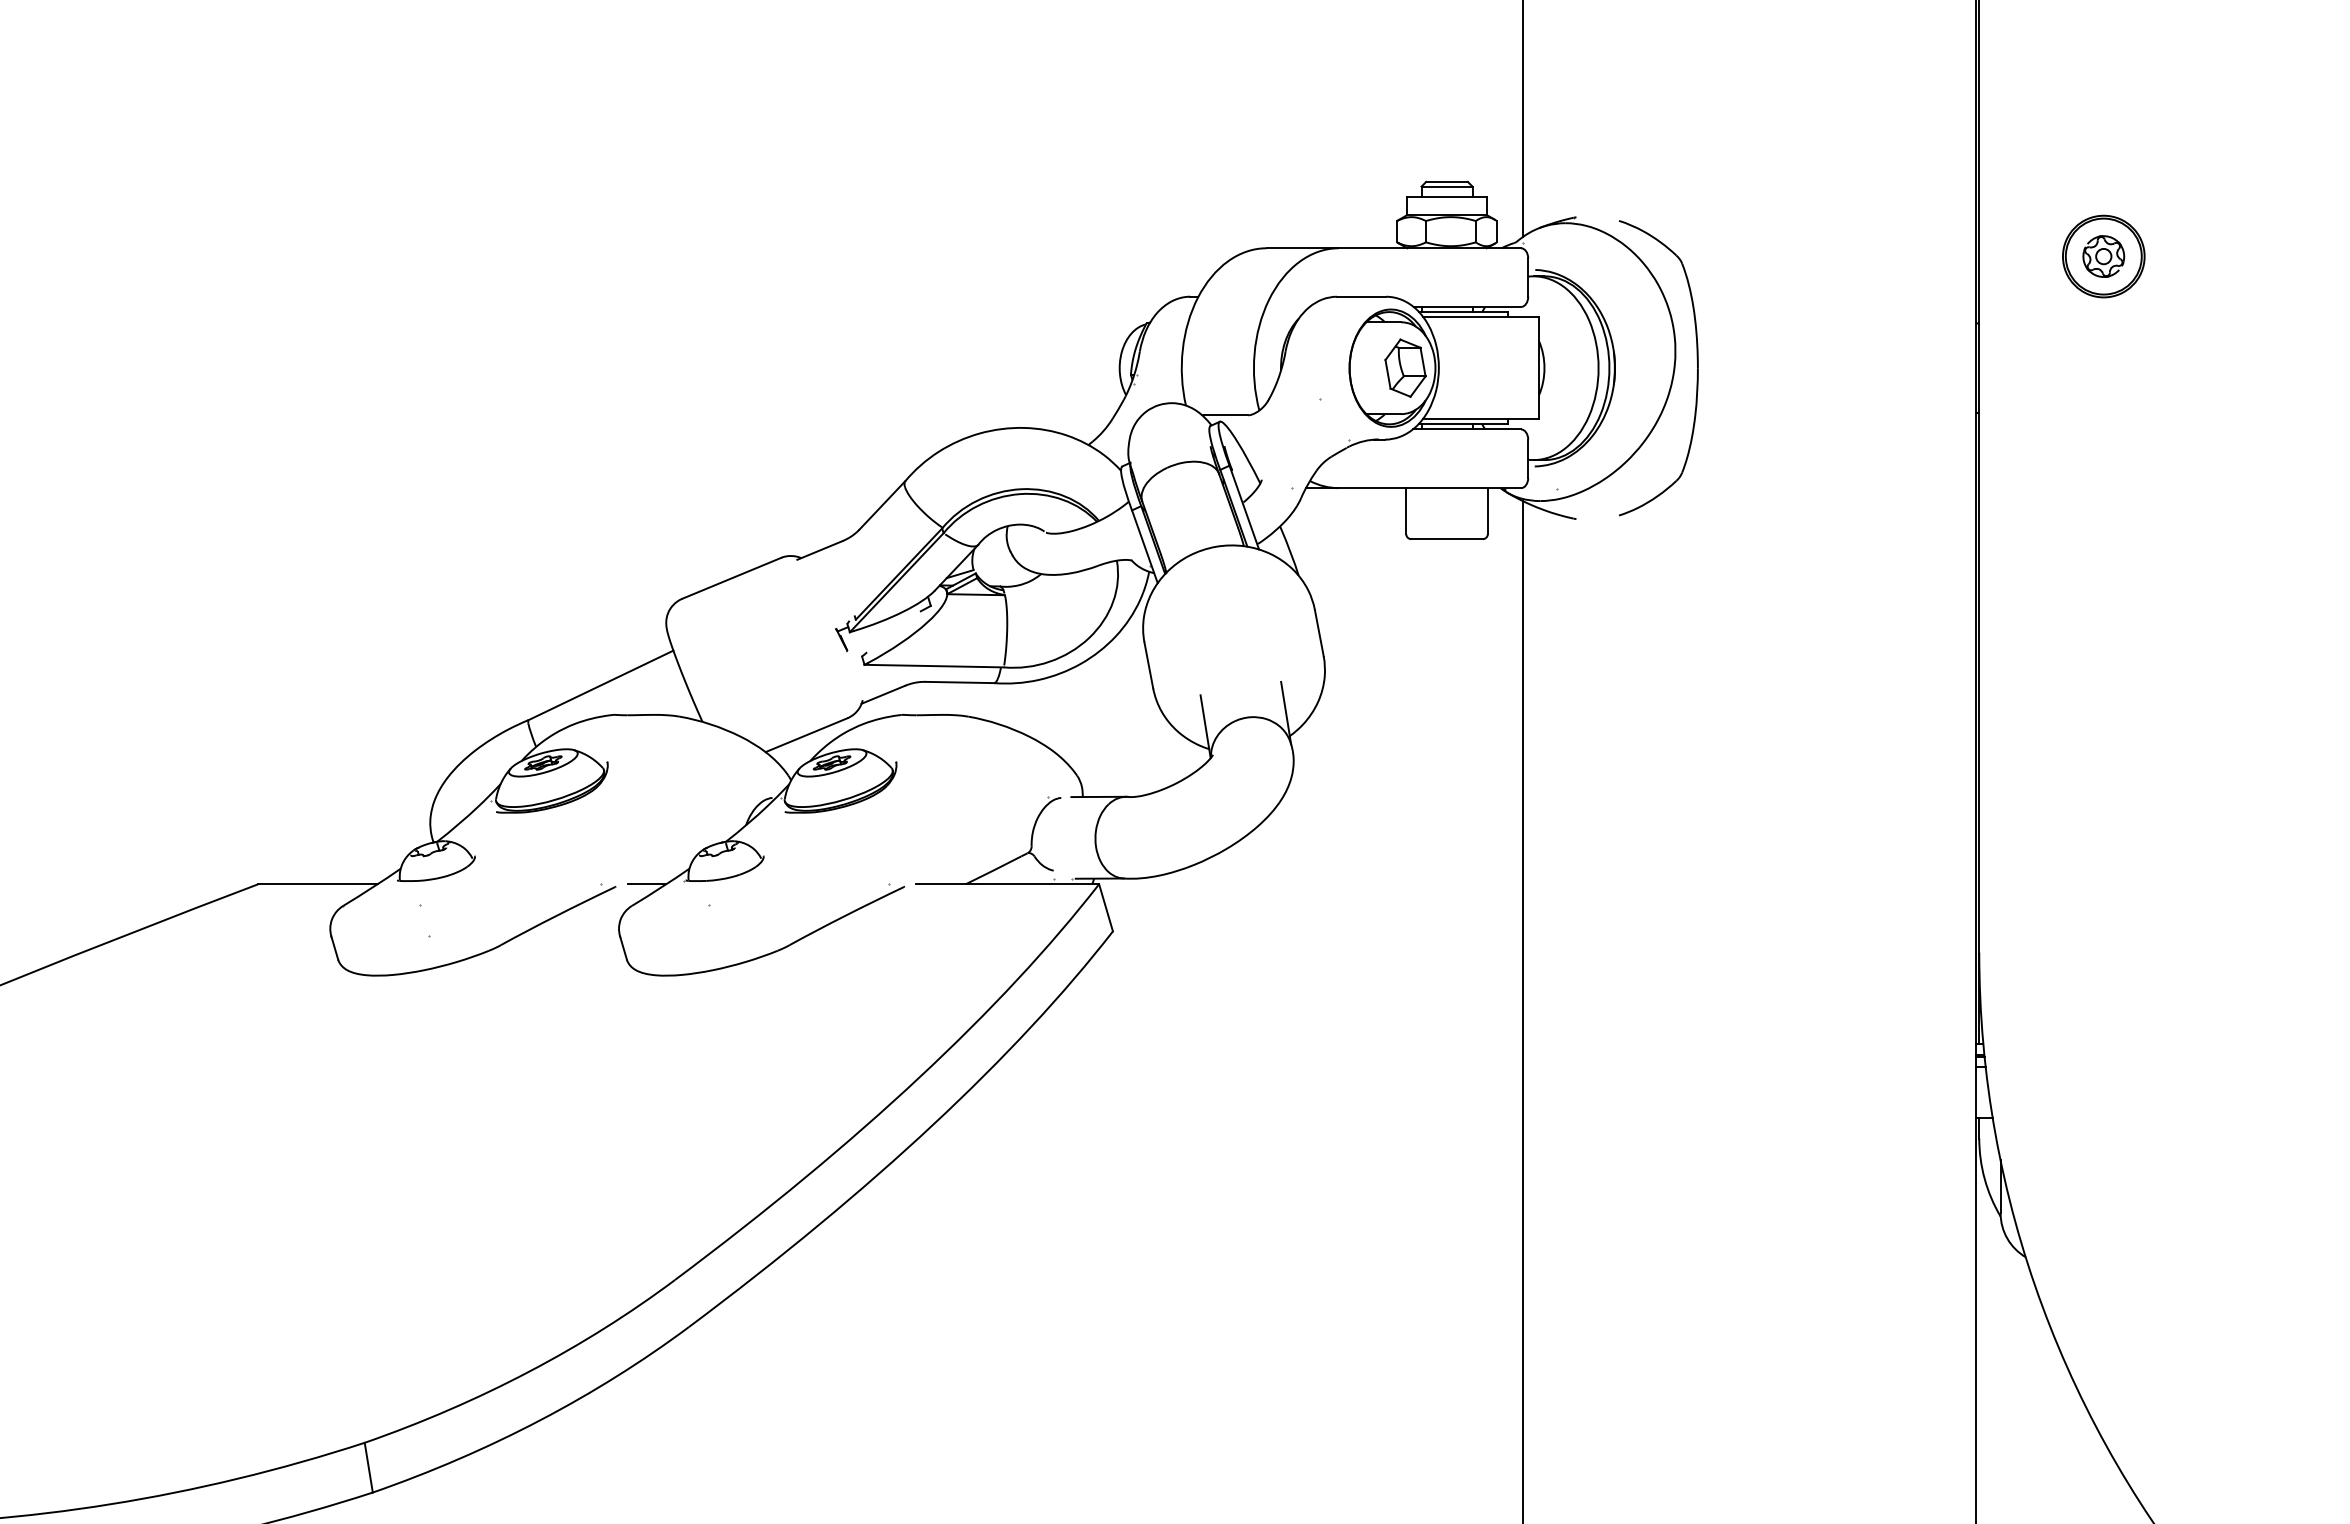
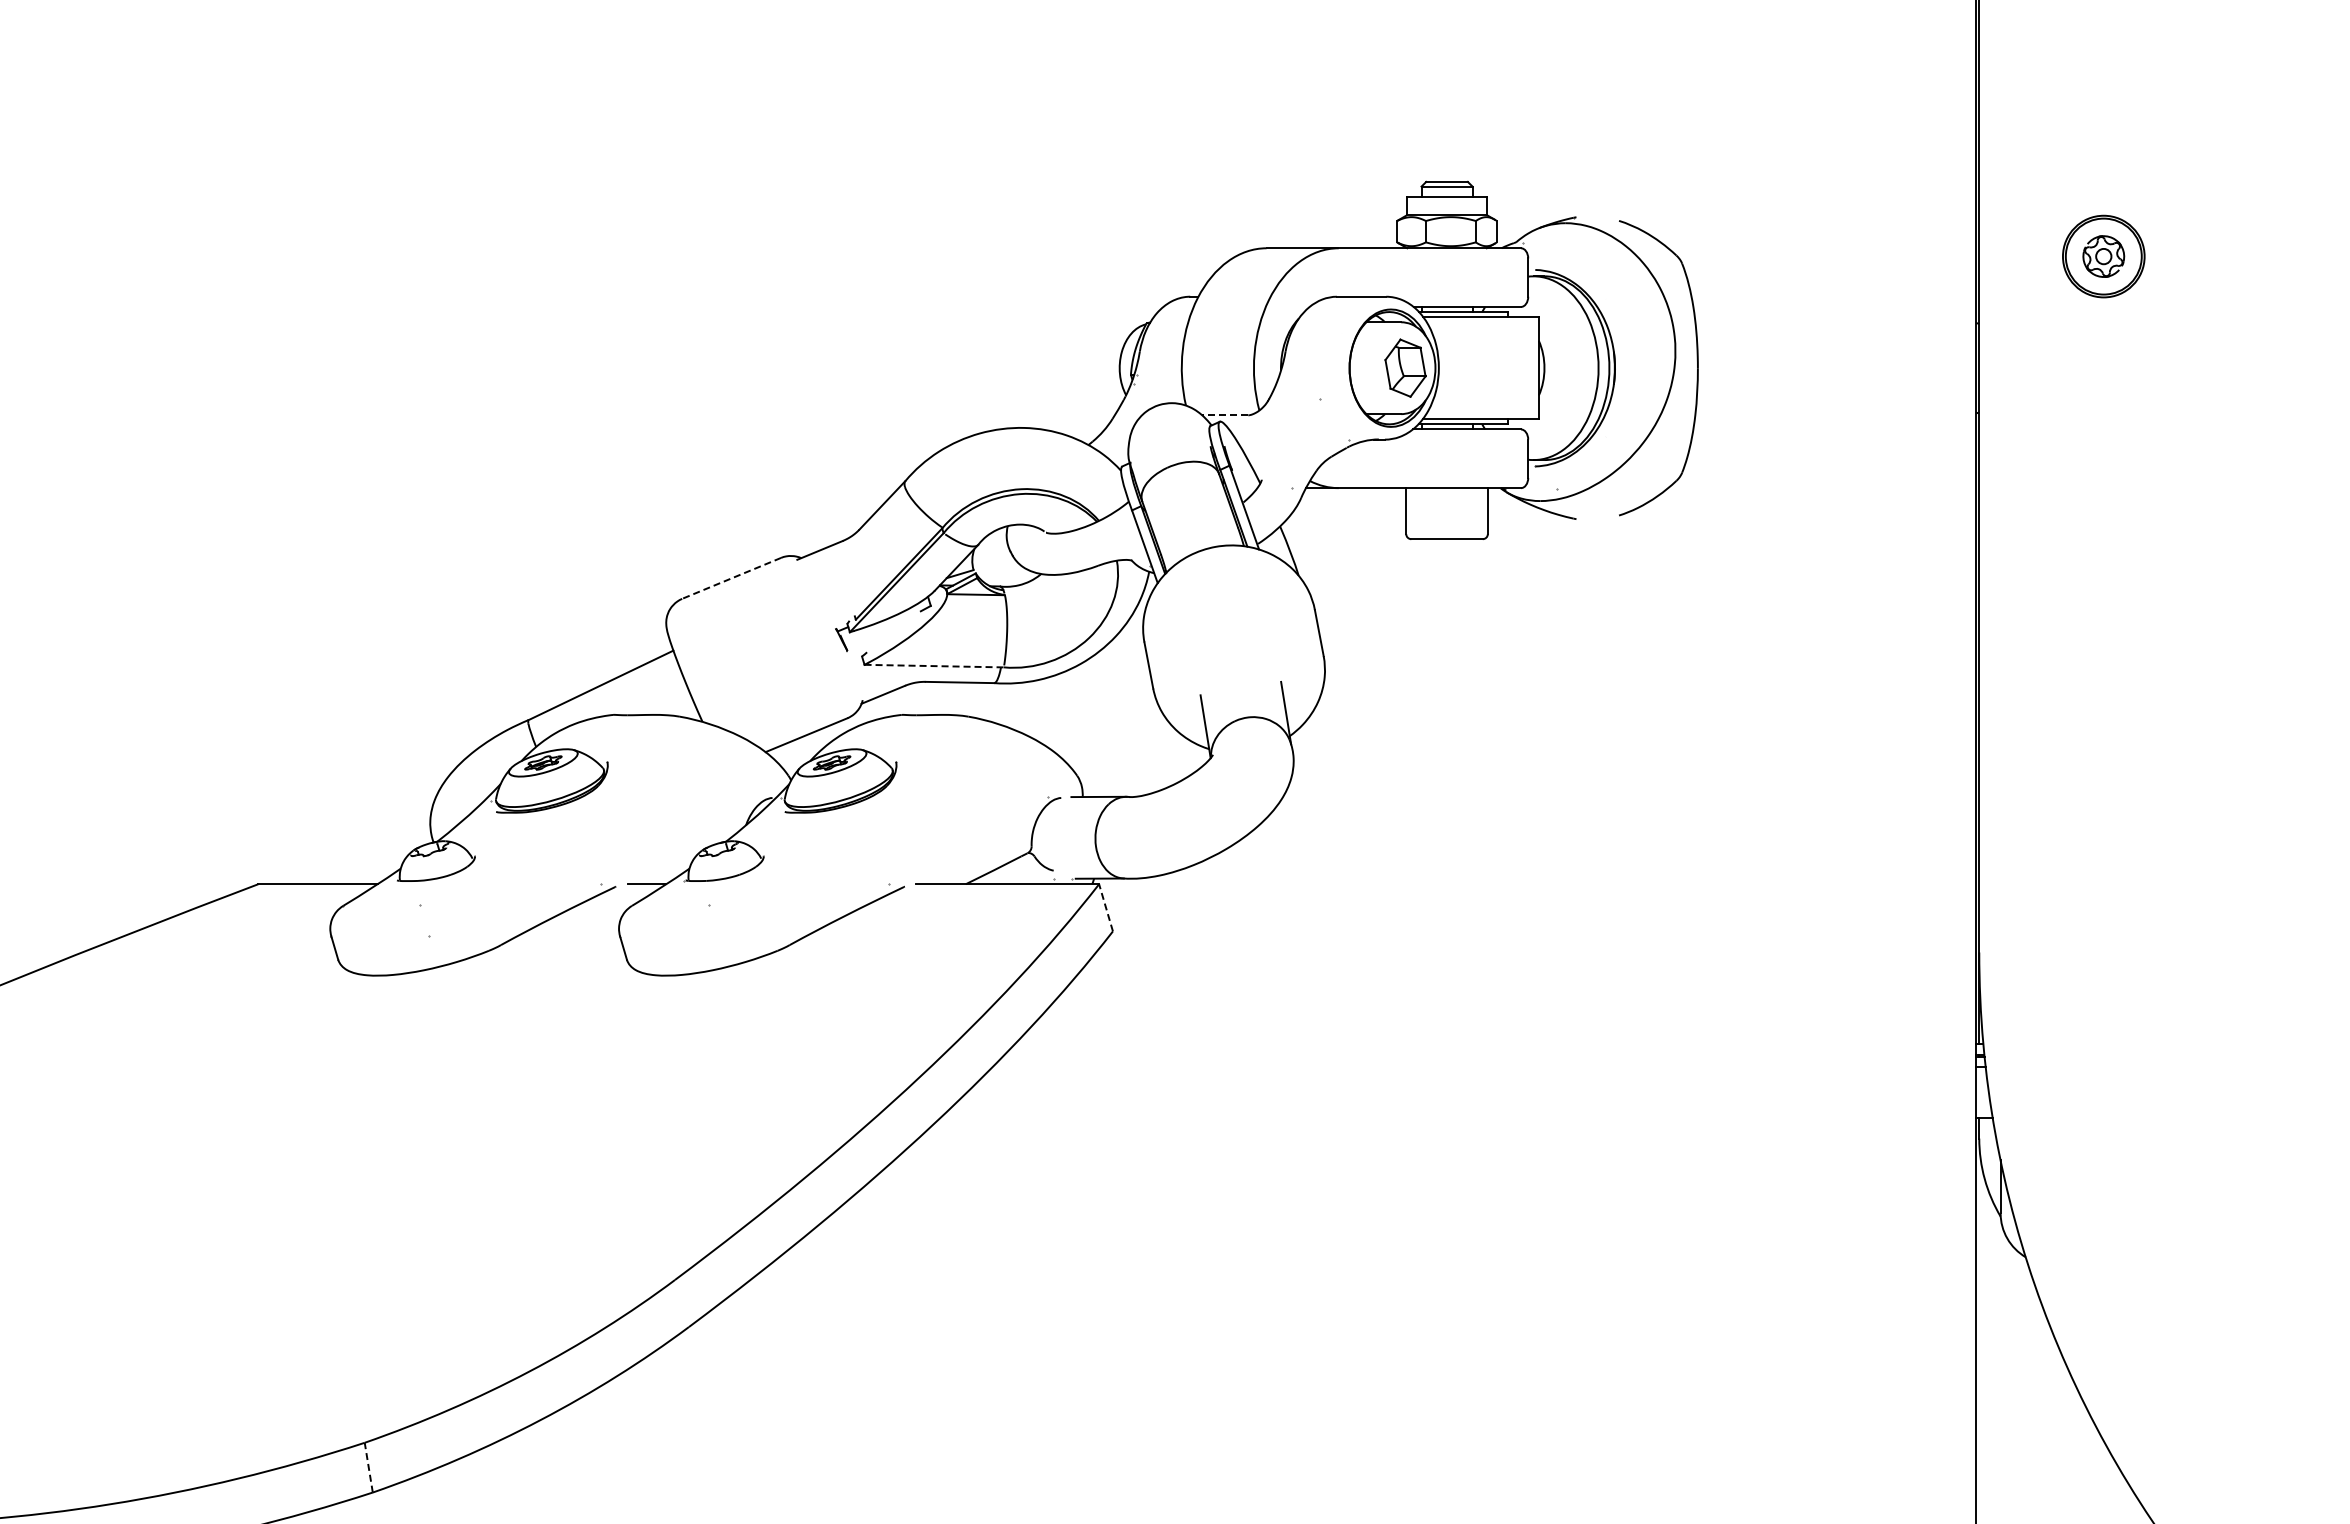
line: present -> none (1522, 119)
line: solid -> dashed (1224, 415)
line: solid -> dashed (731, 578)
line: solid -> dashed (934, 666)
line: solid -> dashed (1106, 907)
line: present -> none (1522, 1010)
line: solid -> dashed (368, 1467)
